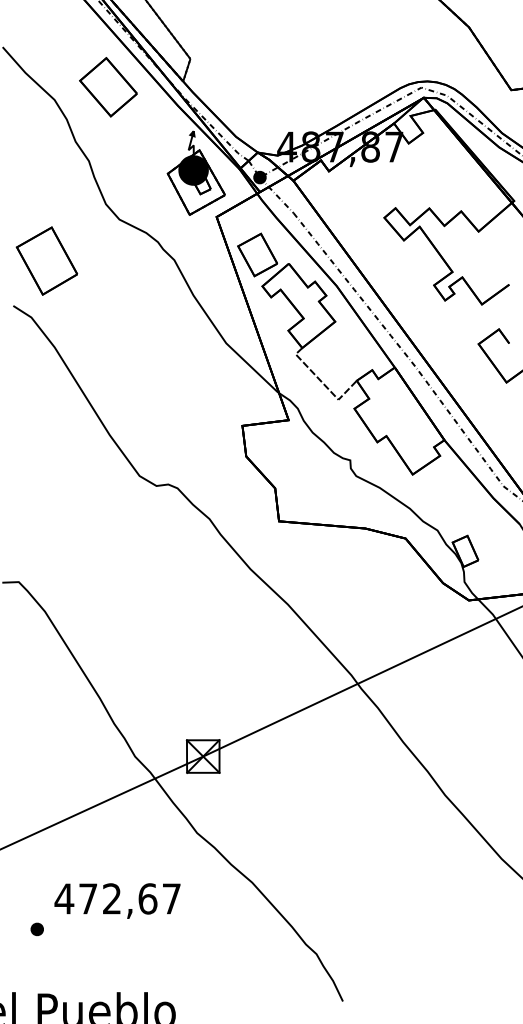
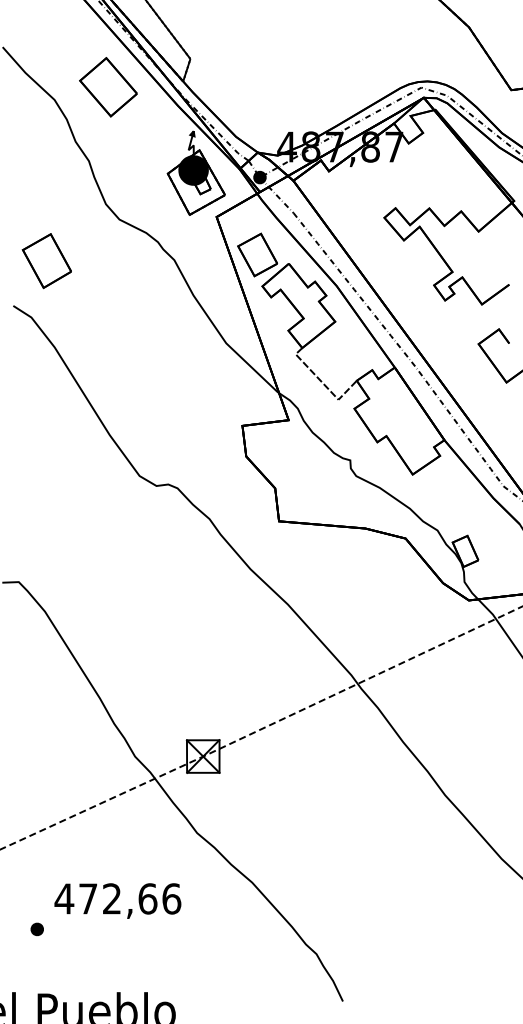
part size: 64x70 px -> 51x57 px (46, 261)
line: solid -> dashed (261, 728)
text: 472,67 -> 472,66 (171, 898)
